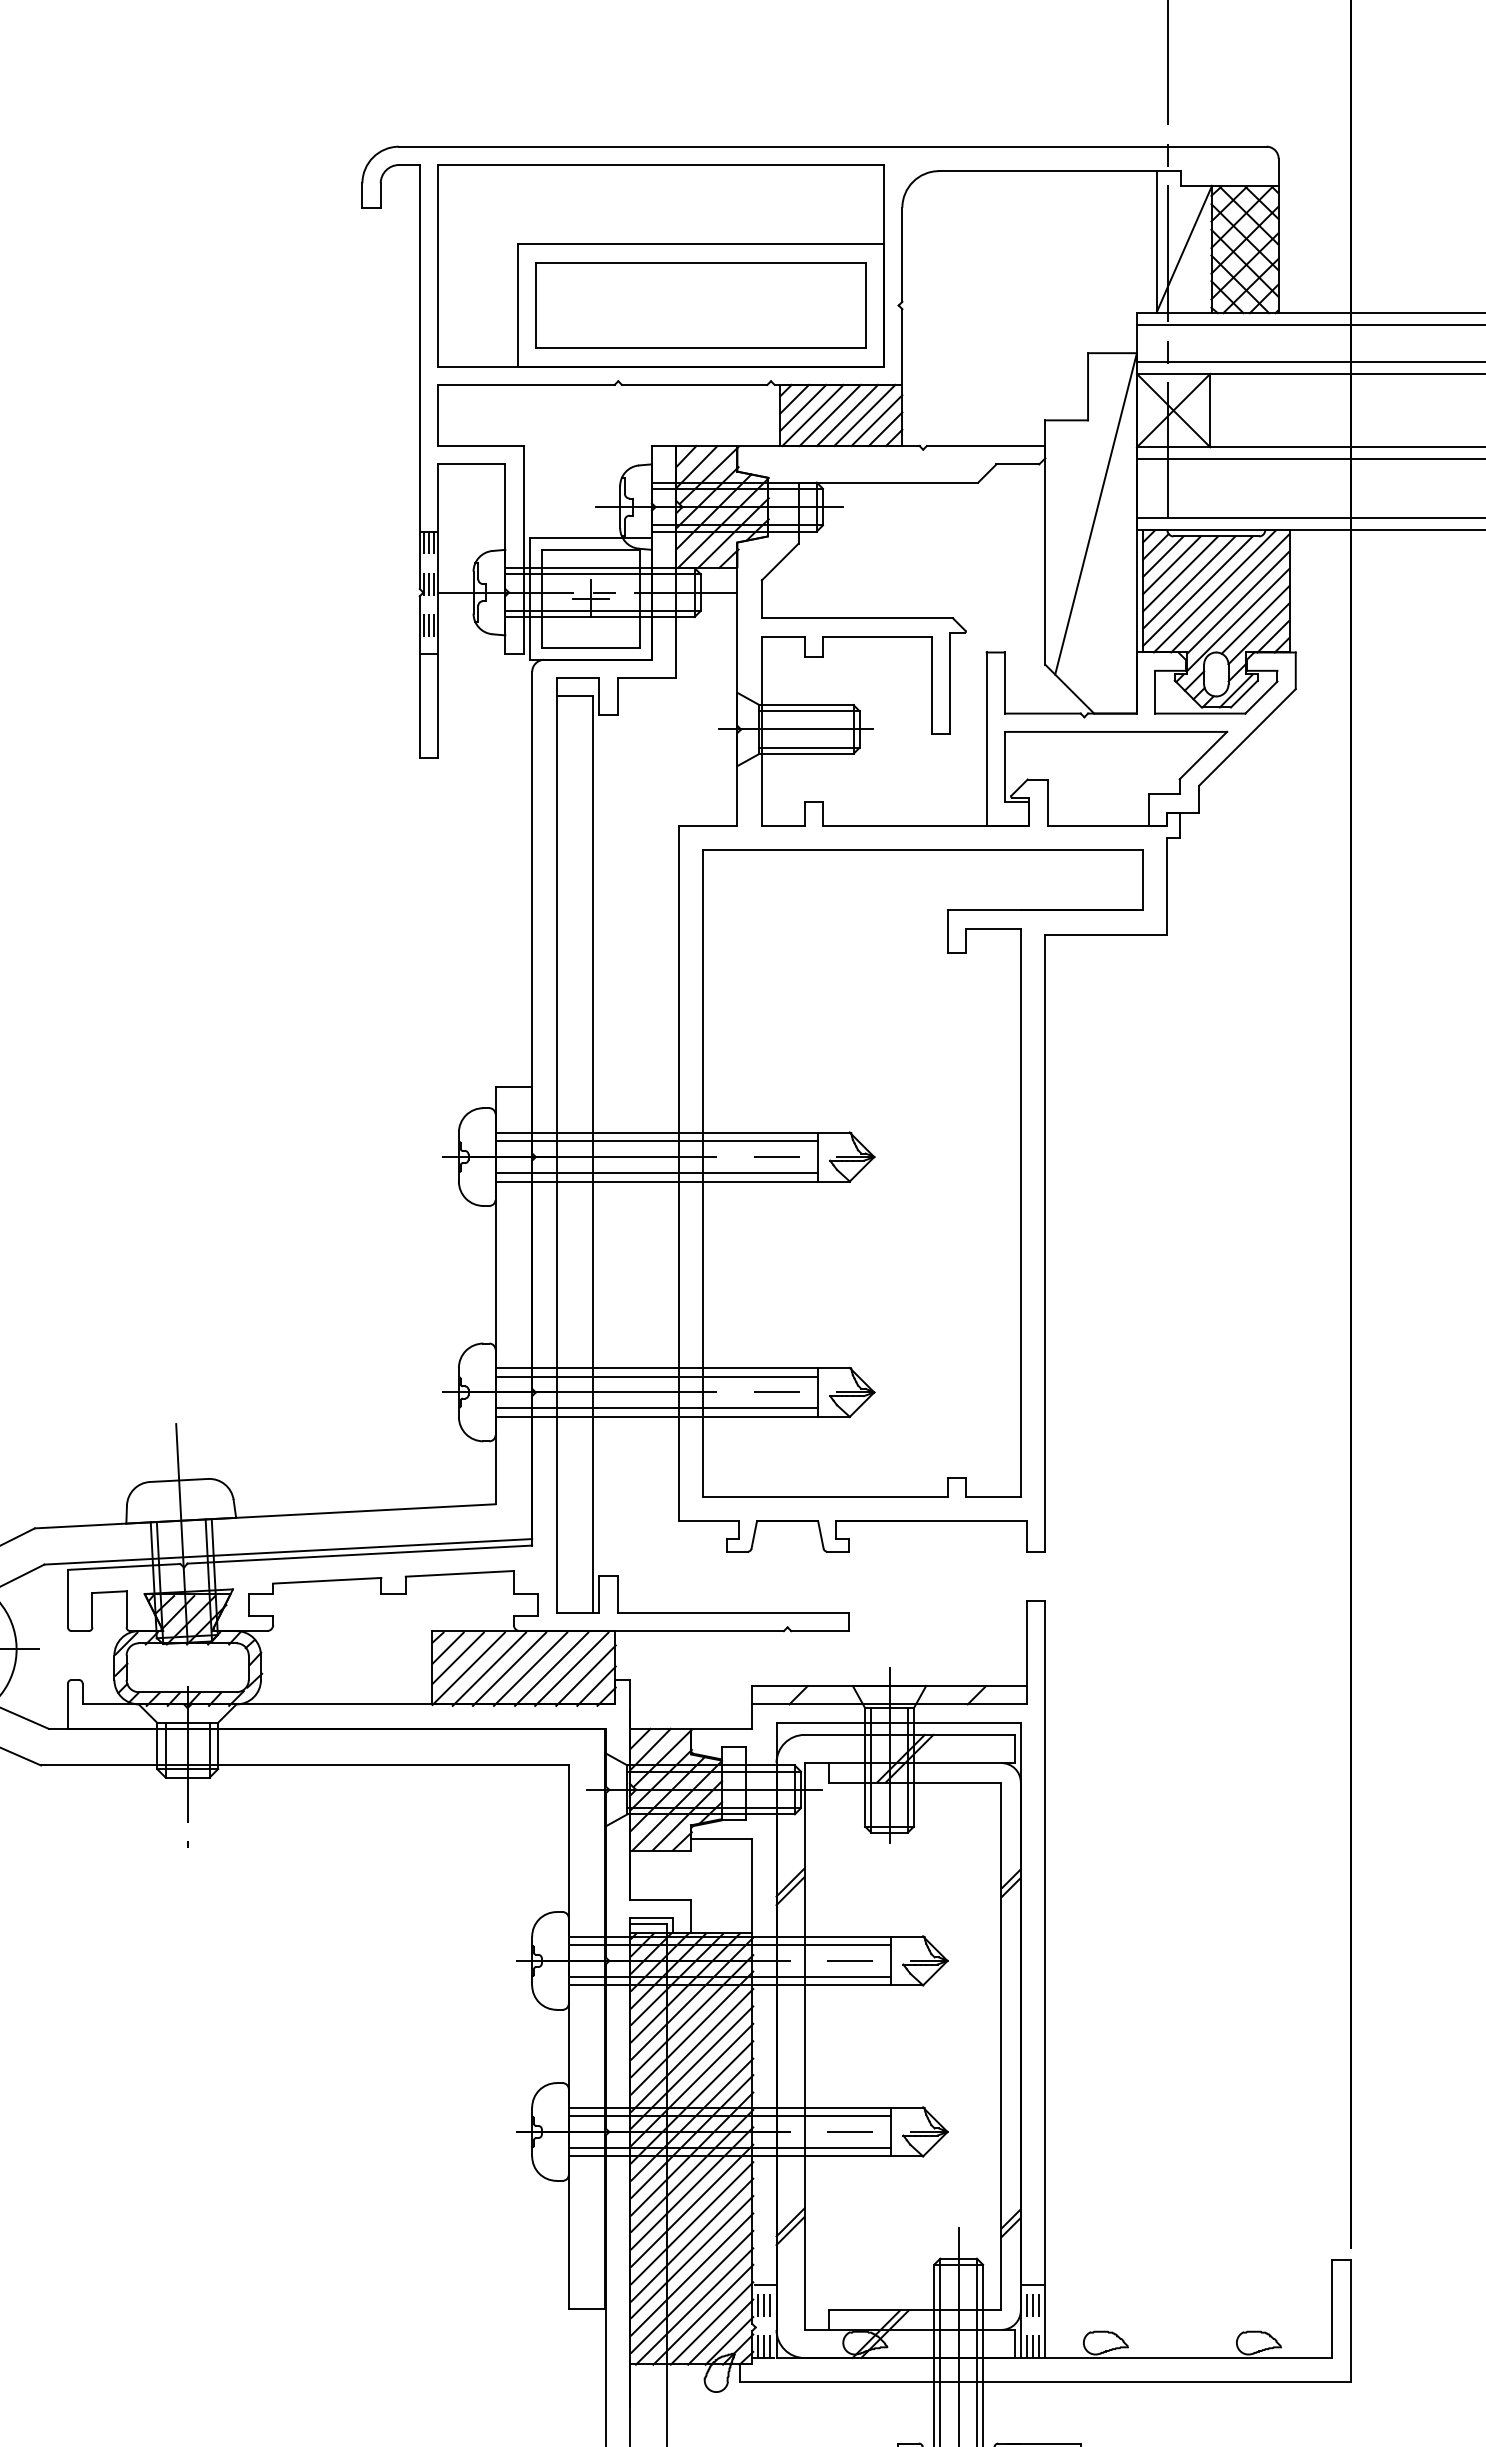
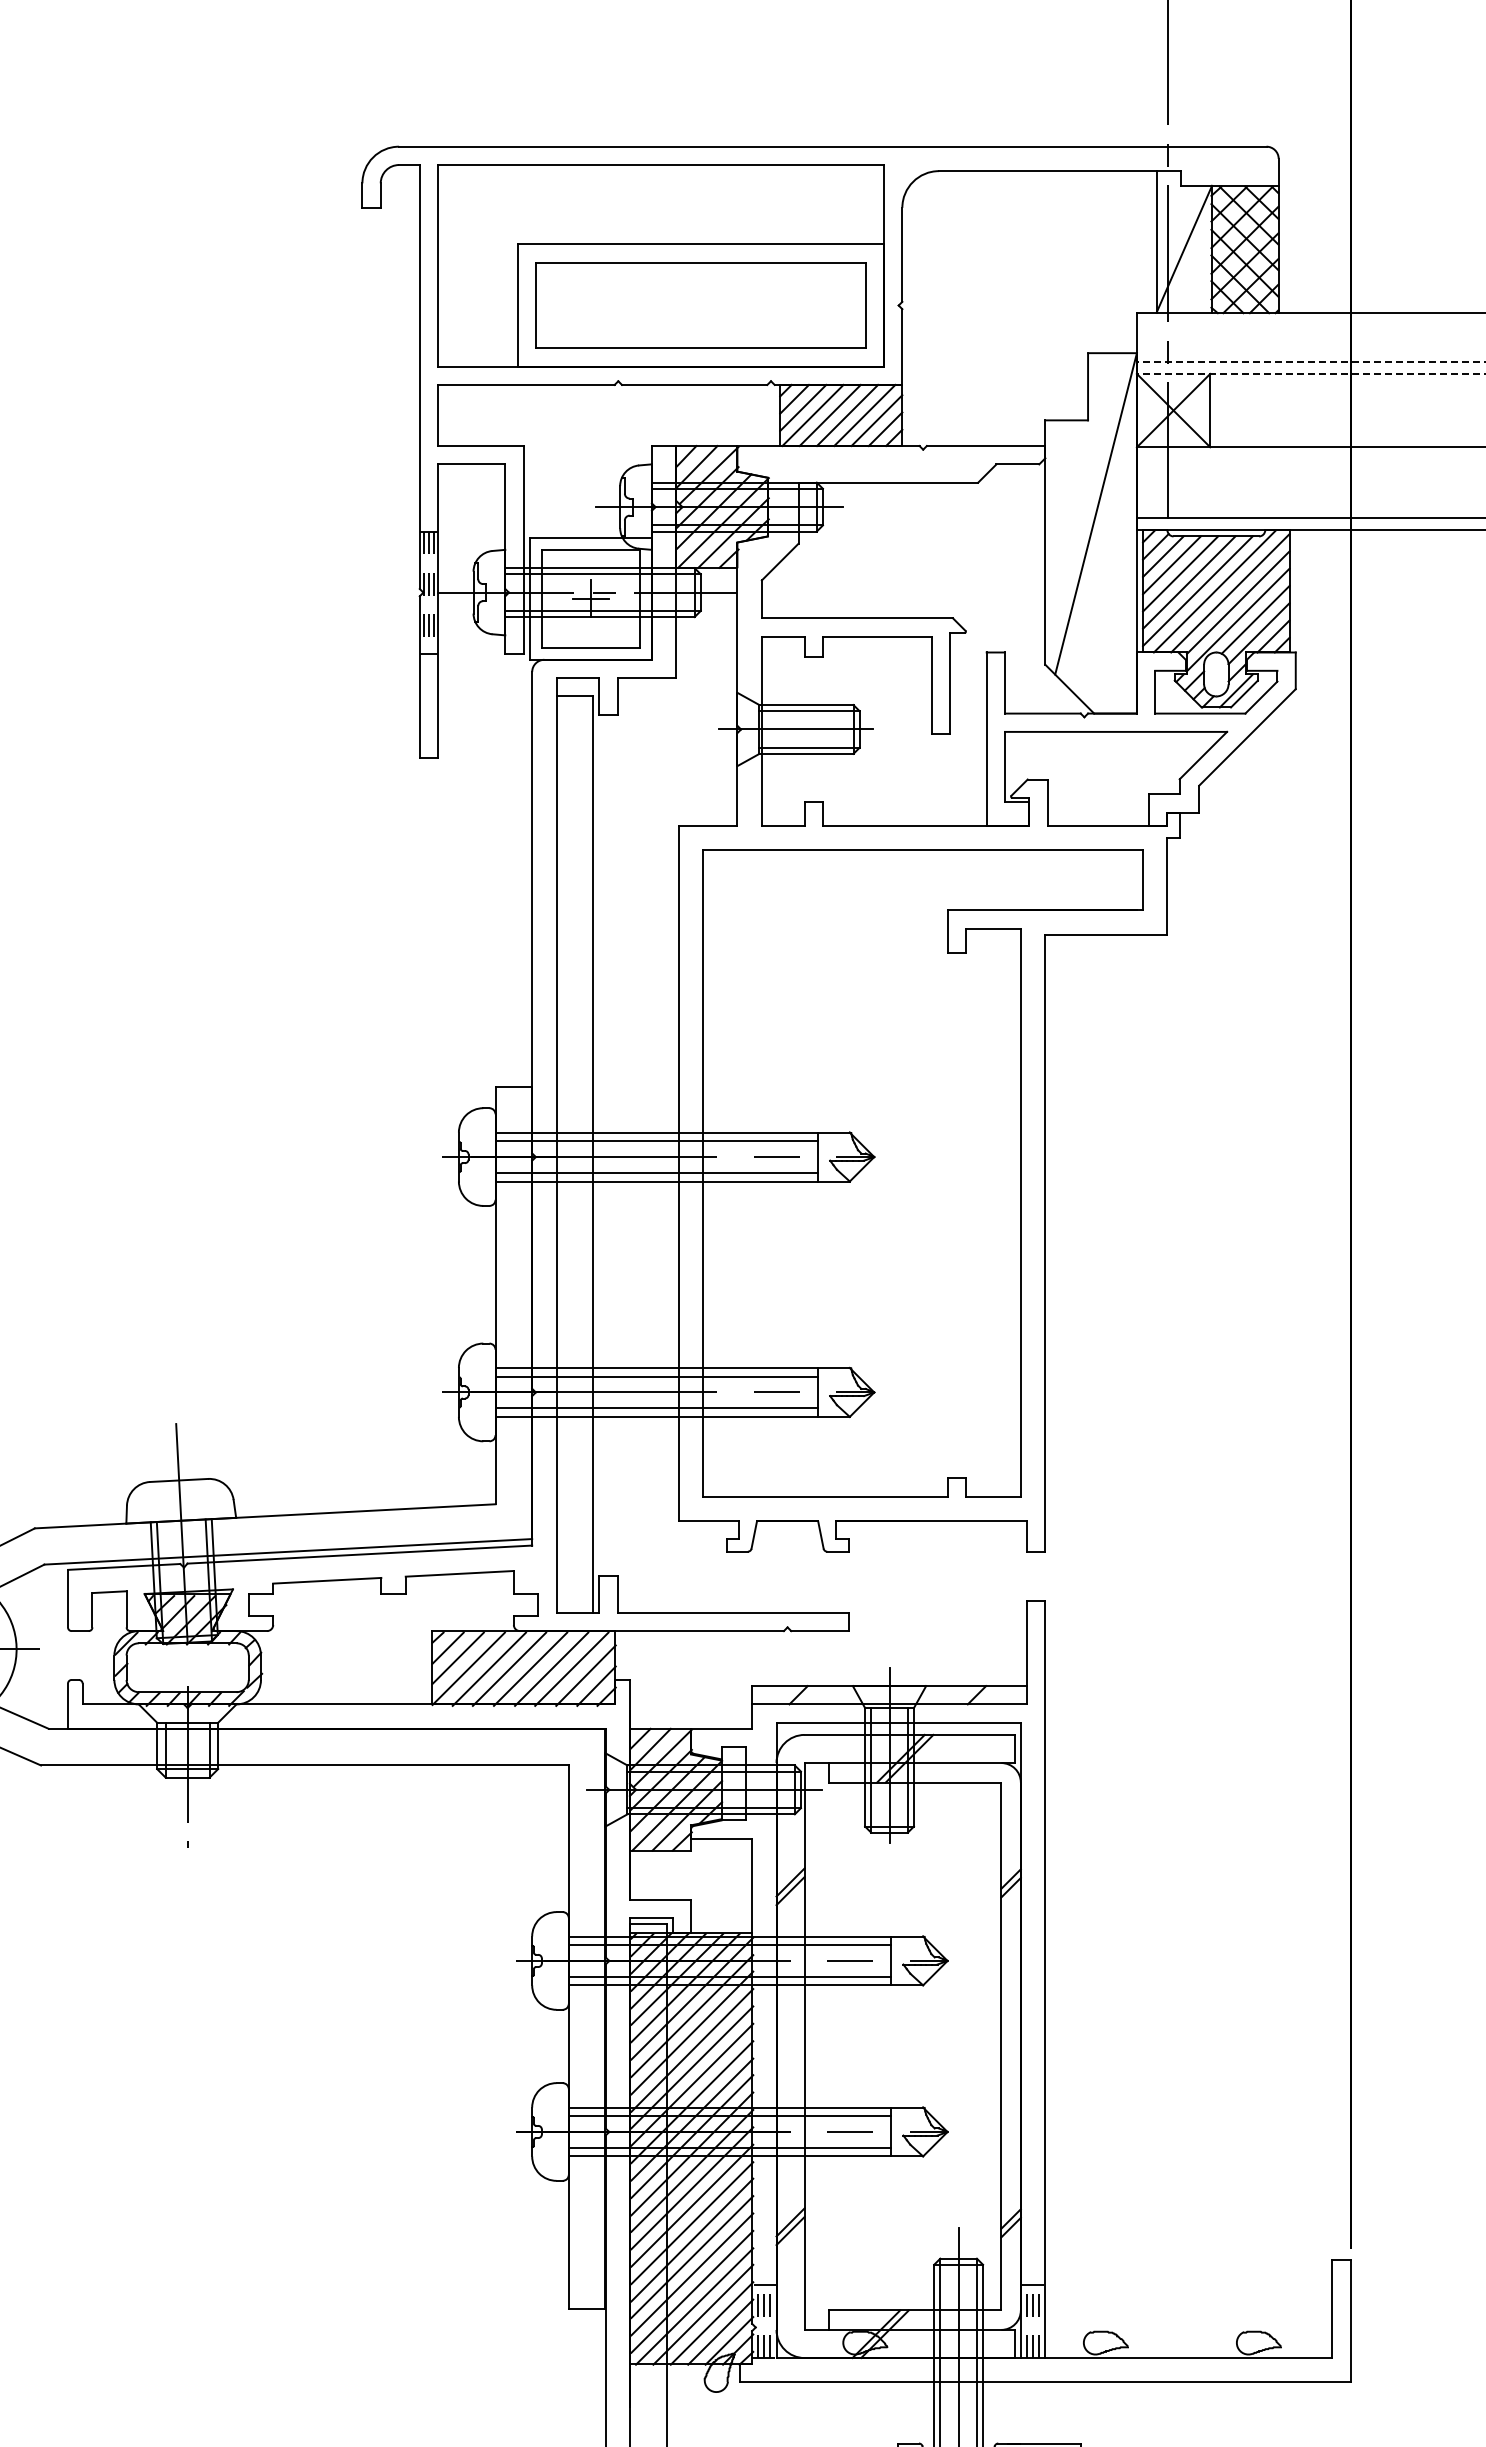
line: present -> none (1309, 325)
line: solid -> dashed (1310, 361)
line: solid -> dashed (1310, 373)
line: present -> none (1309, 459)
